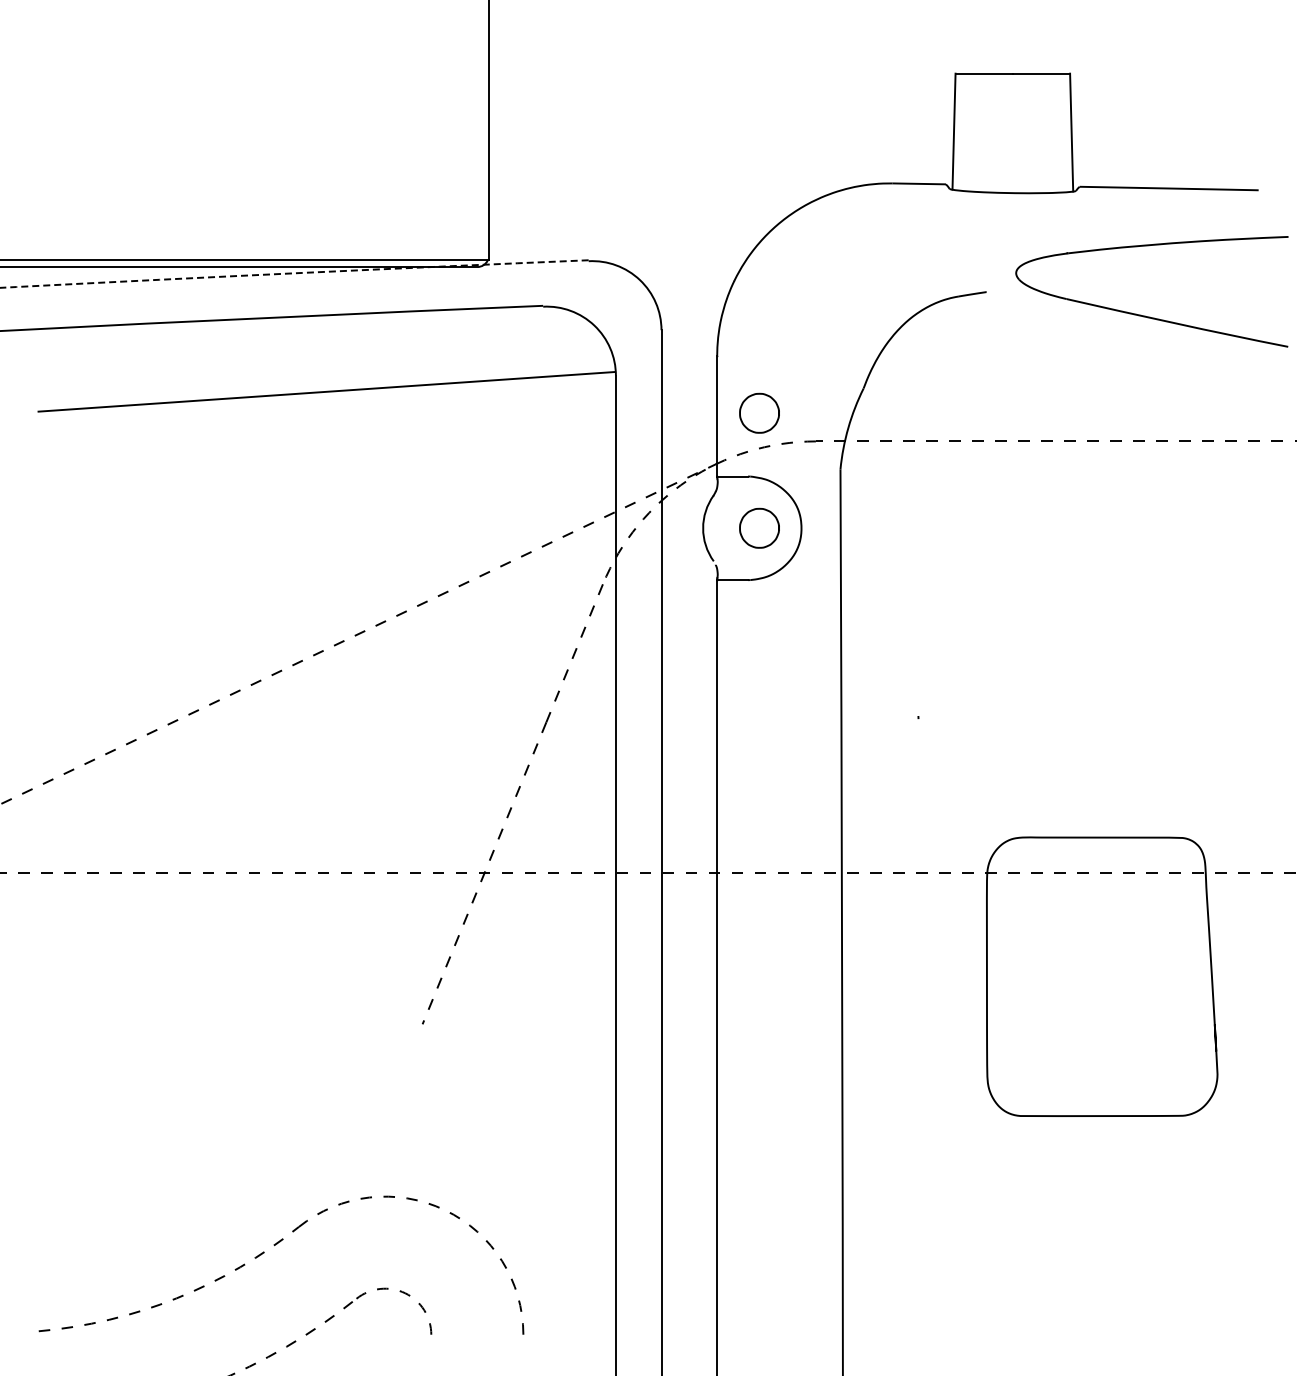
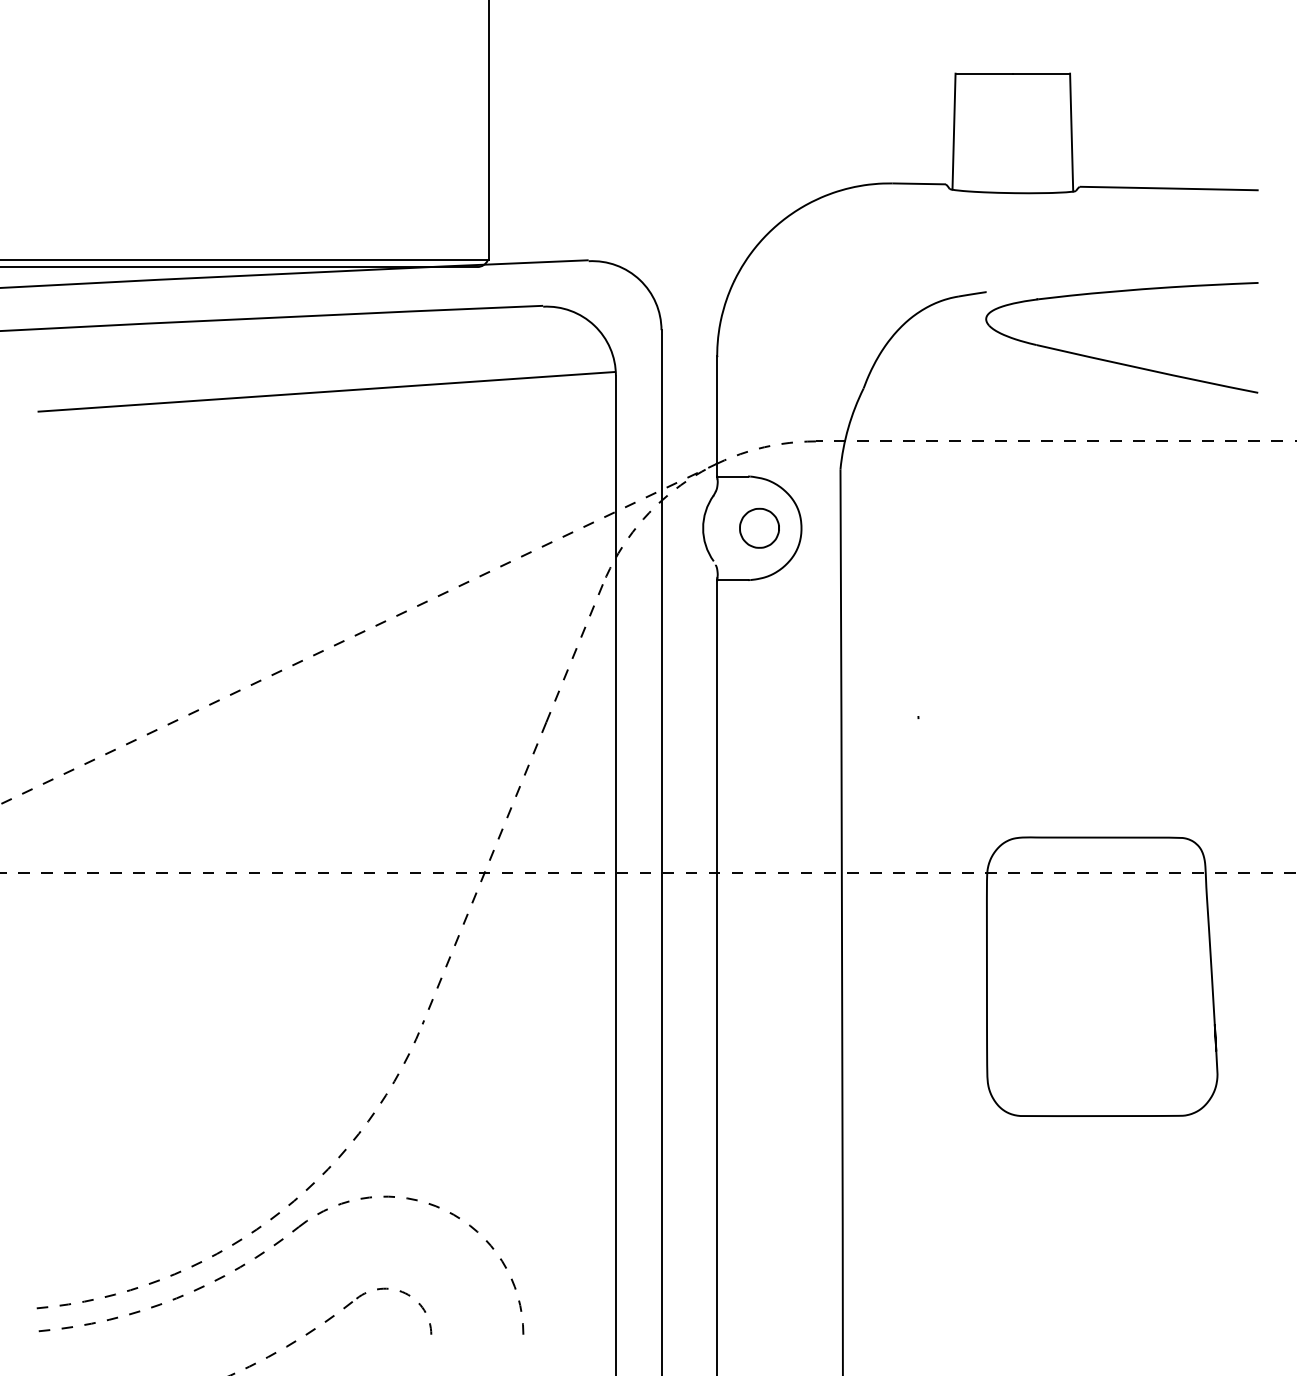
arc: dashed -> solid (294, 273)
part position: (1145, 315) -> (1115, 361) (1115, 361)
curve: present -> none (752, 396)
arc: none -> present (260, 1225)
